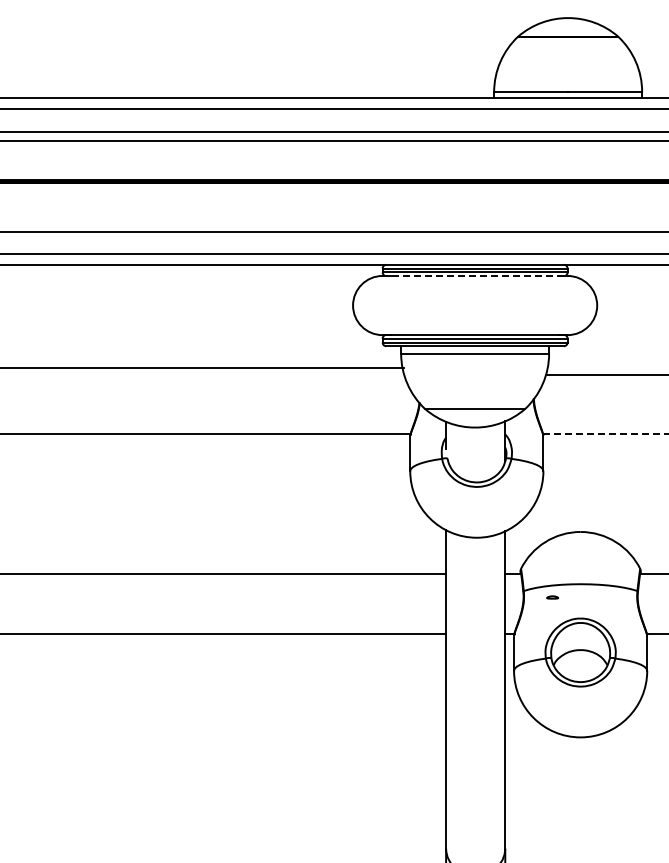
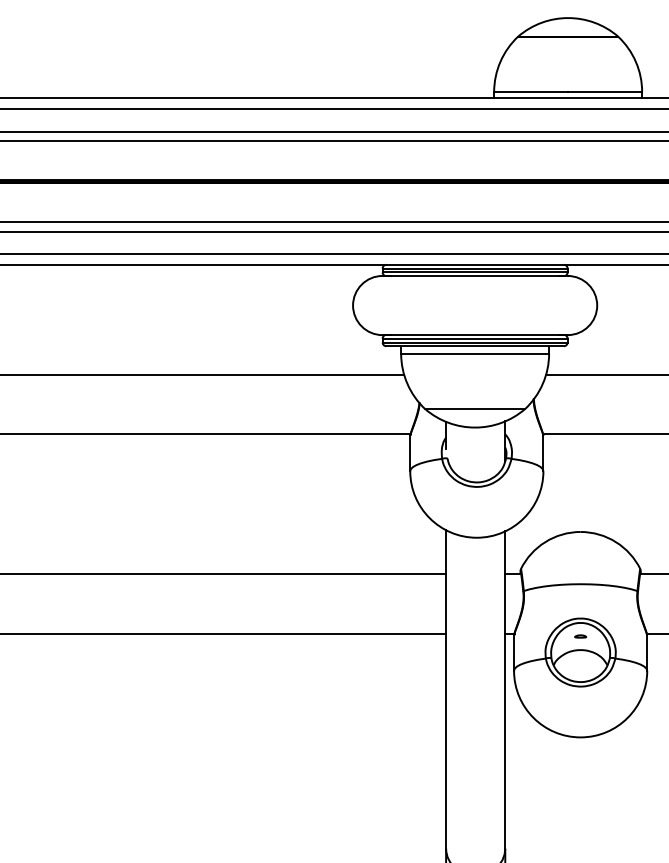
line: none -> present (333, 222)
line: dashed -> solid (474, 276)
line position: (203, 367) -> (203, 374) (203, 374)
line: dashed -> solid (605, 433)
part position: (552, 597) -> (580, 636) (580, 636)
